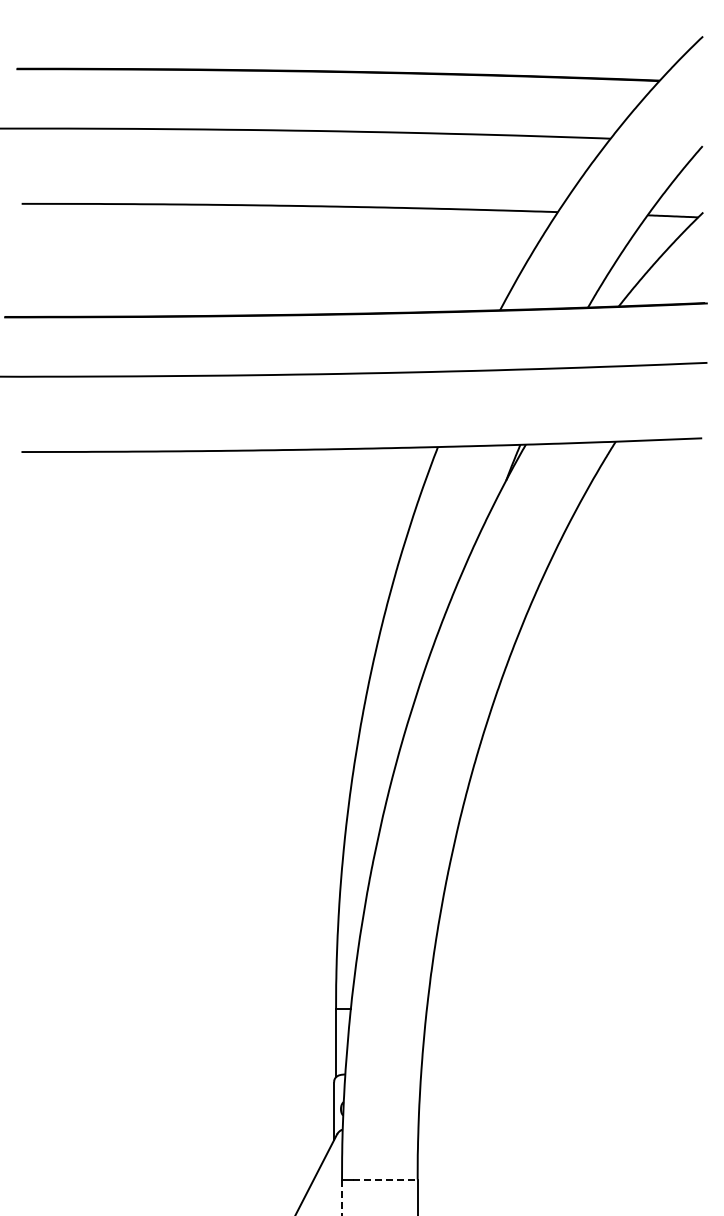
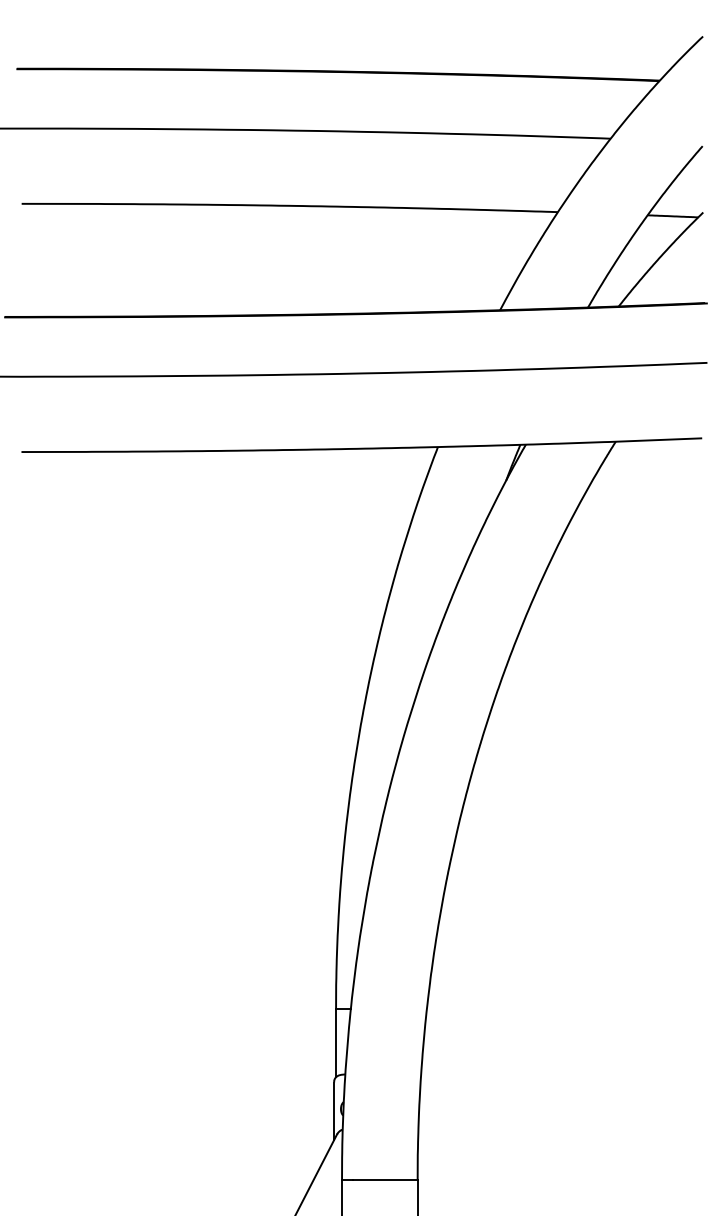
line: dashed -> solid (385, 1179)
line: dashed -> solid (342, 1197)
